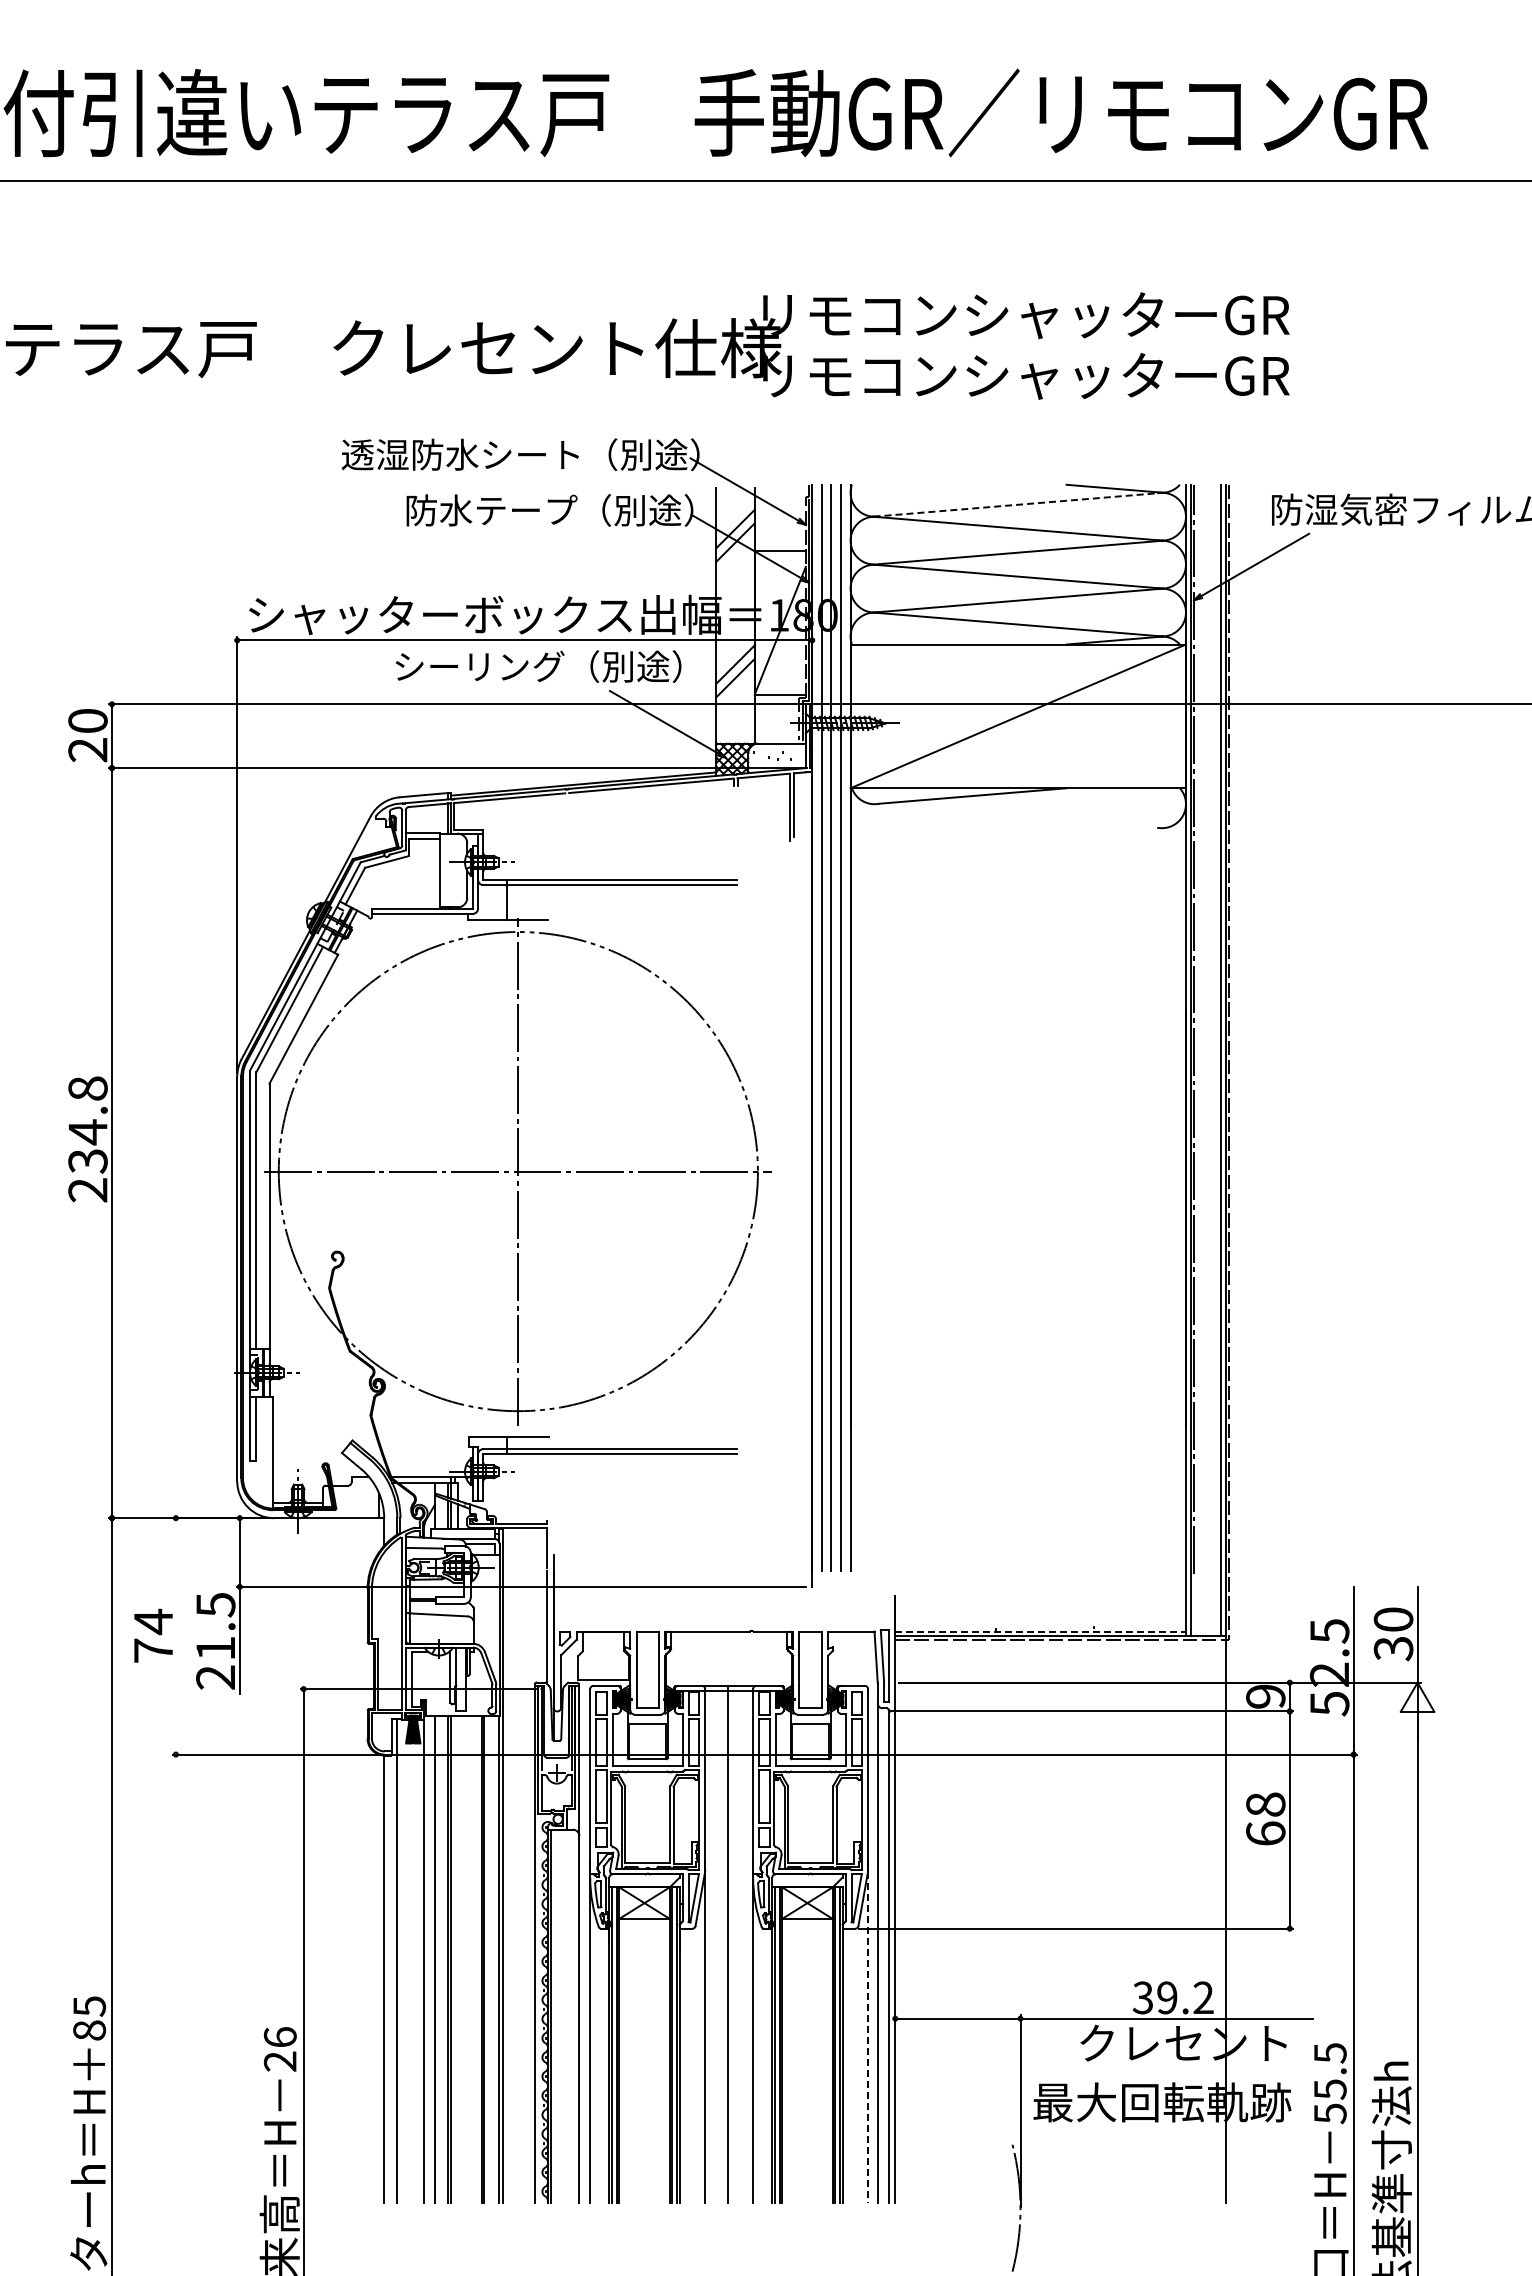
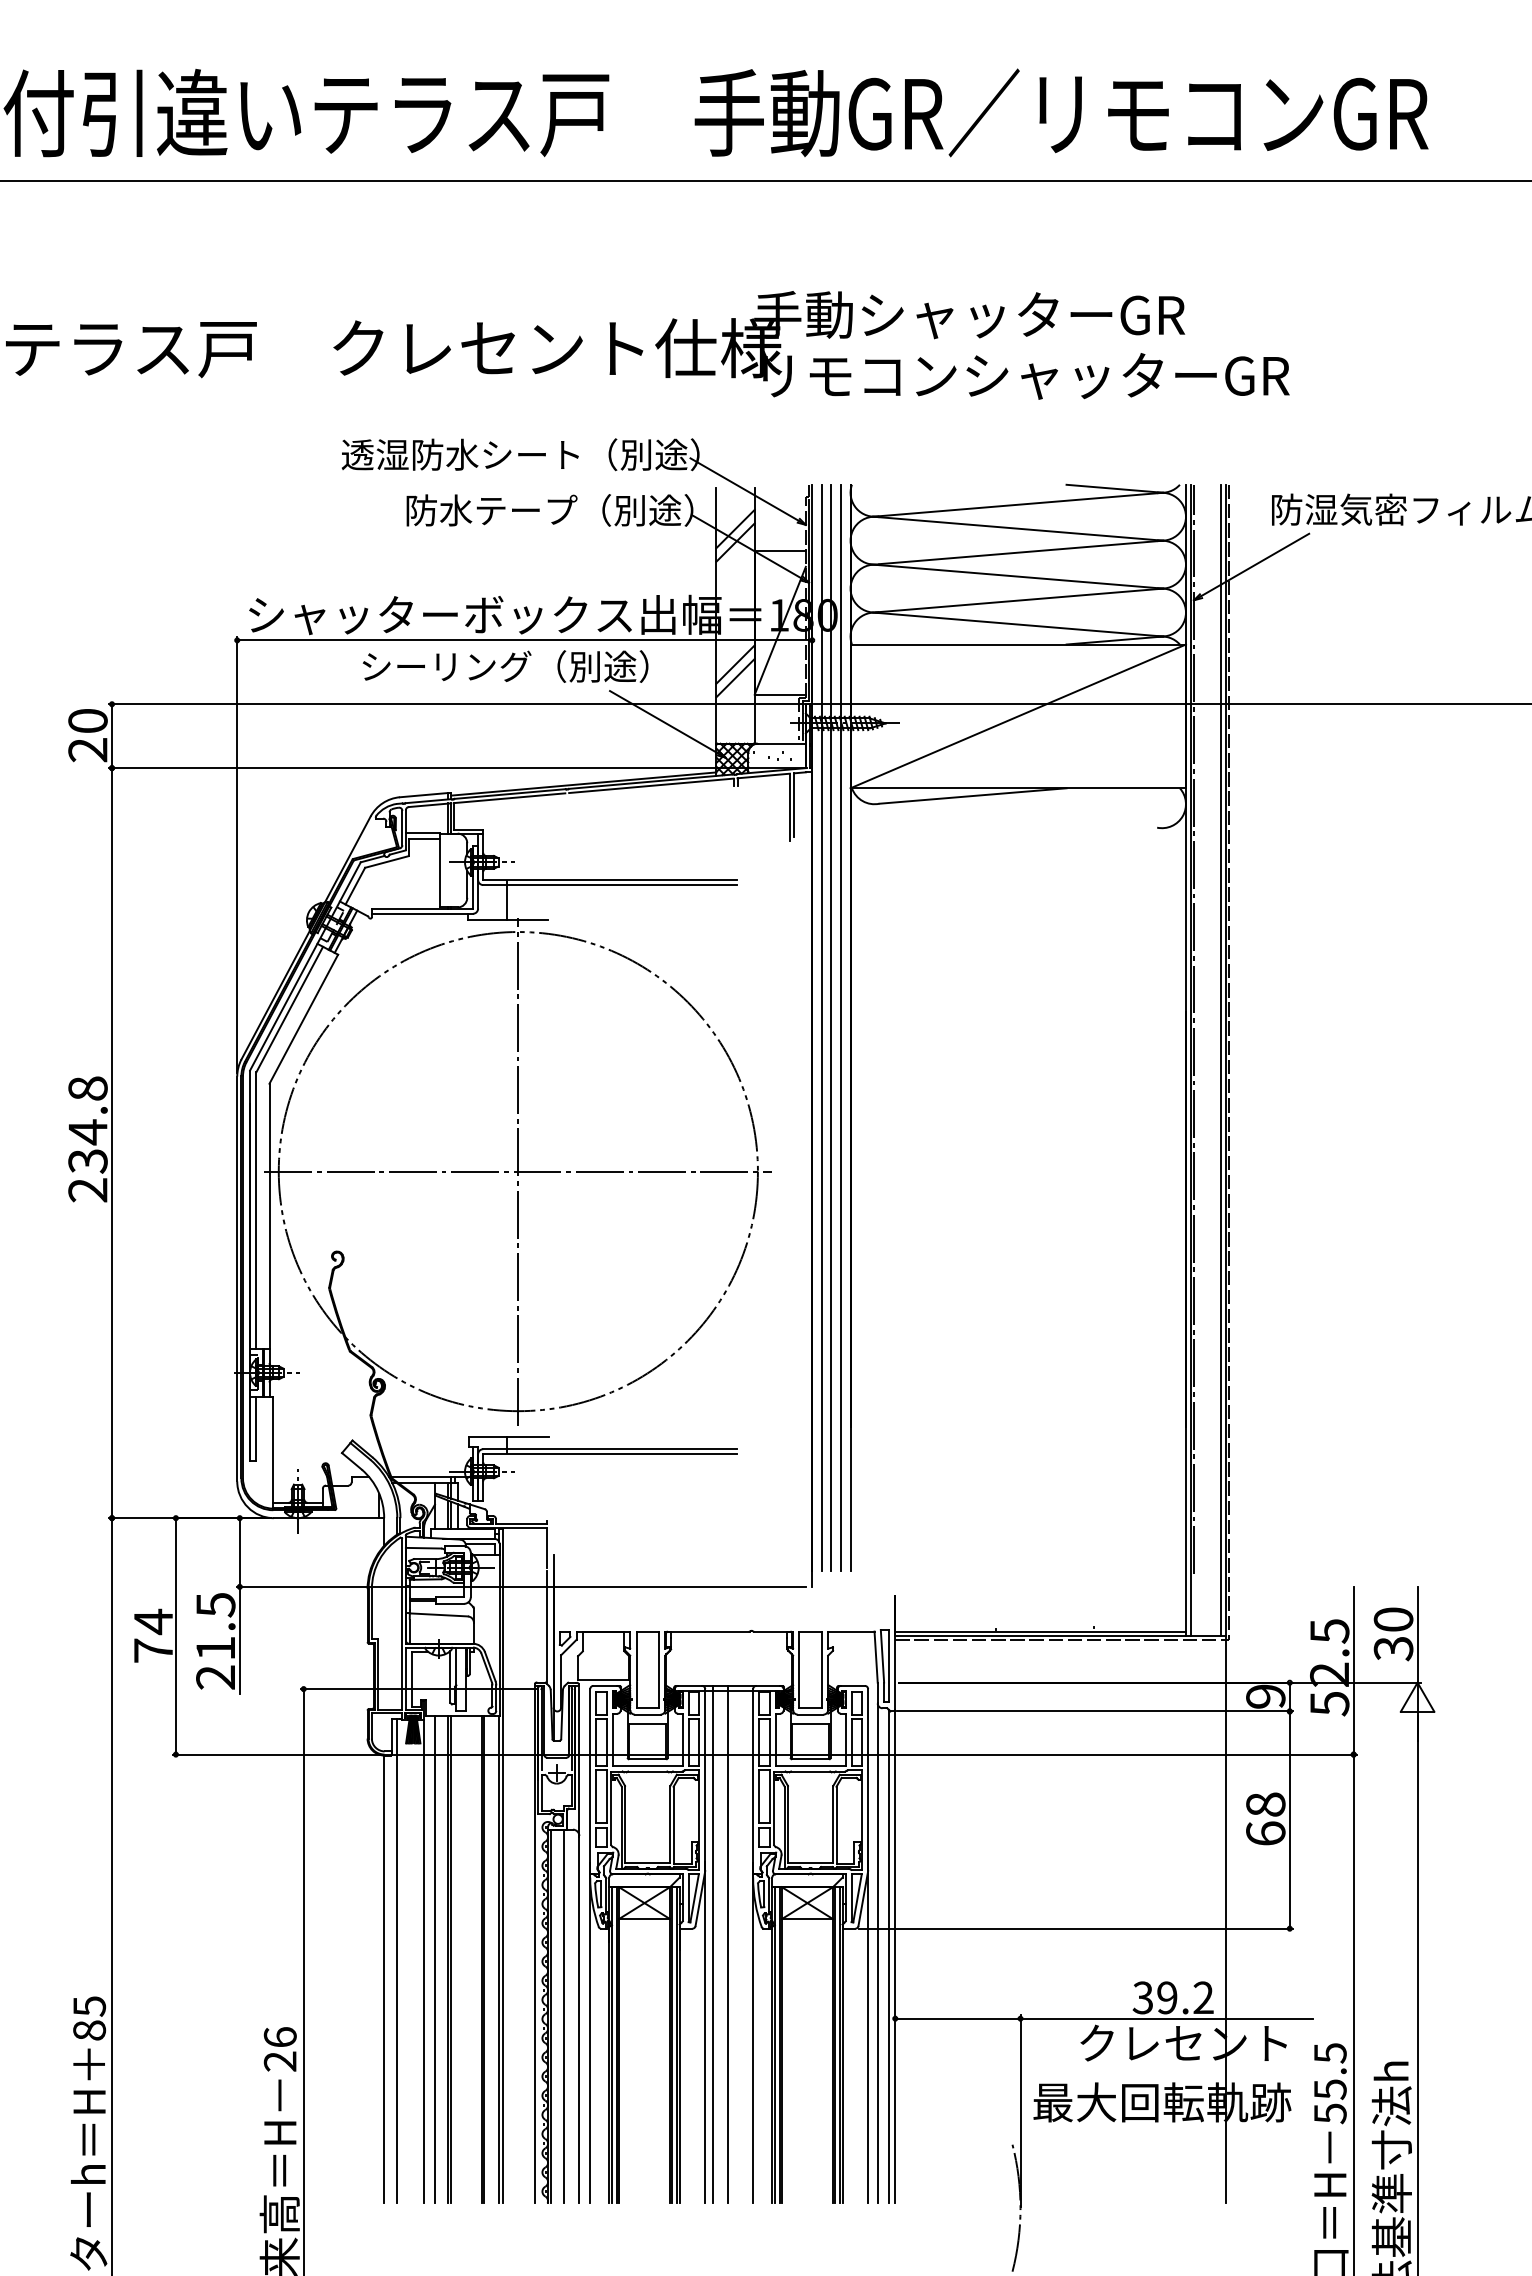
text: リモコンシャッターGR -> 手動シャッターGR (1021, 315)
line: dashed -> solid (1018, 504)
text position: (538, 666) -> (505, 666) (505, 666)
line: dashed -> solid (1041, 1631)
line: none -> present (175, 1636)
line: none -> present (713, 1944)
line: none -> present (564, 2016)
line: dashed -> solid (868, 2032)
